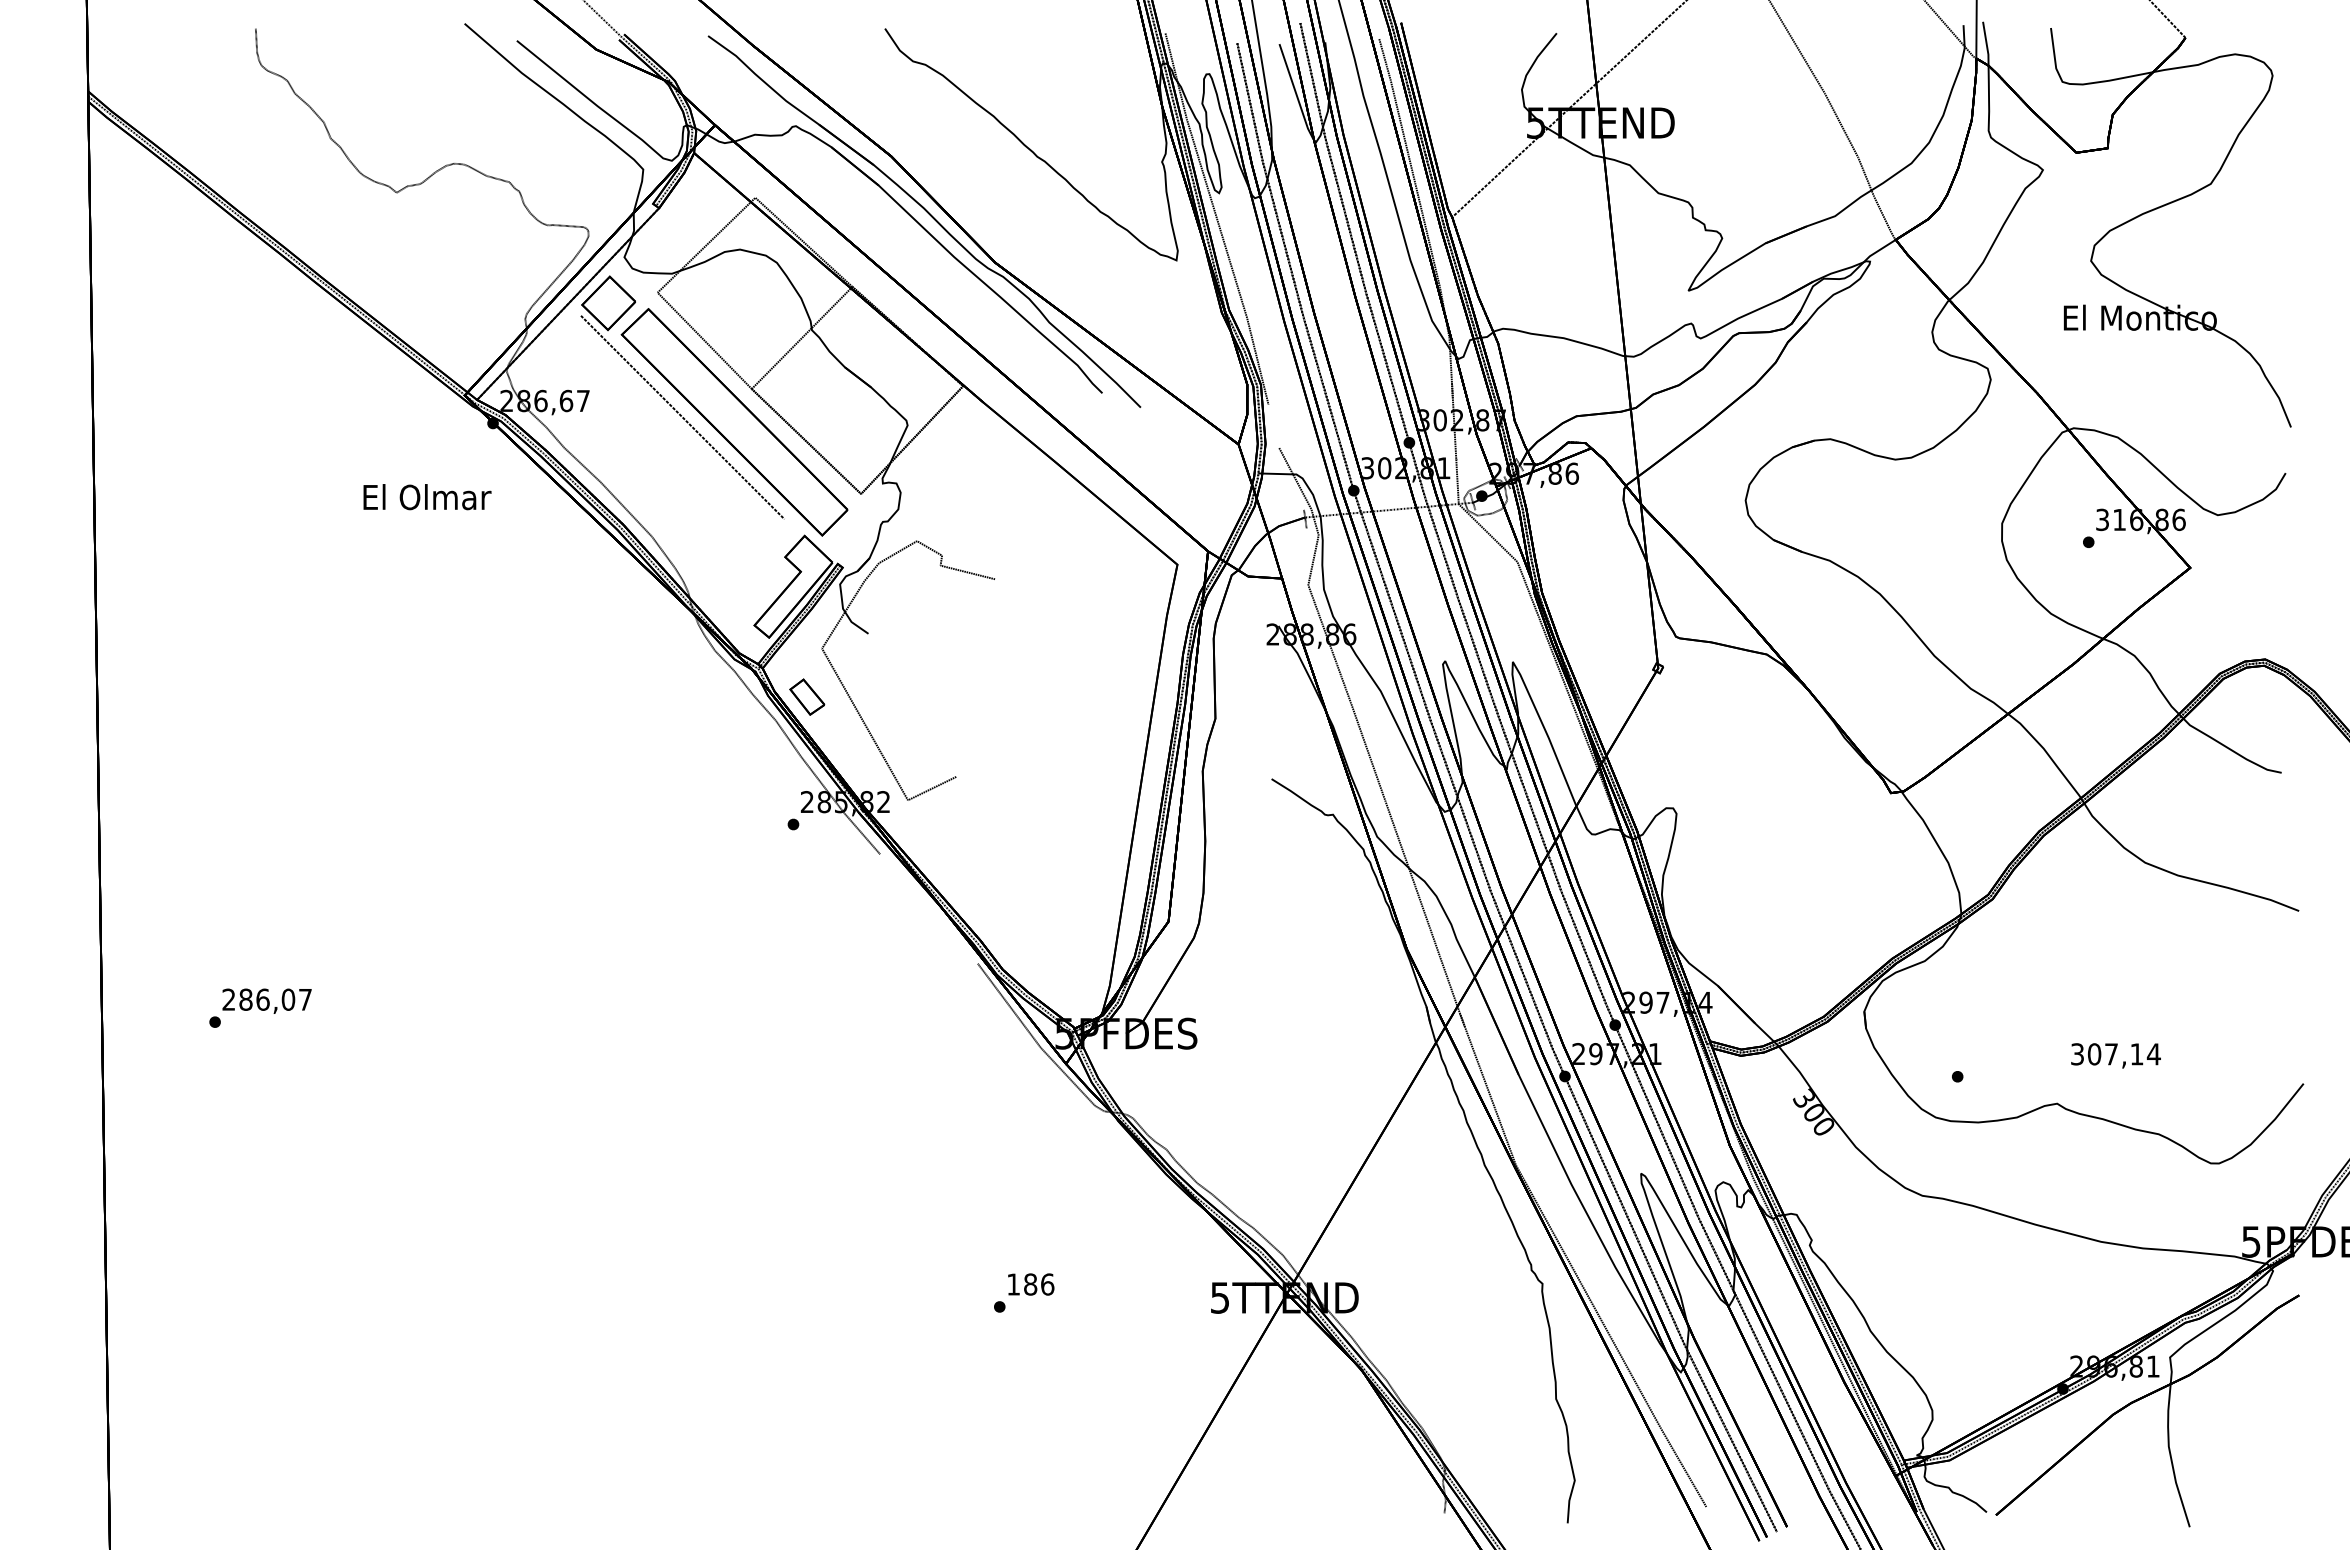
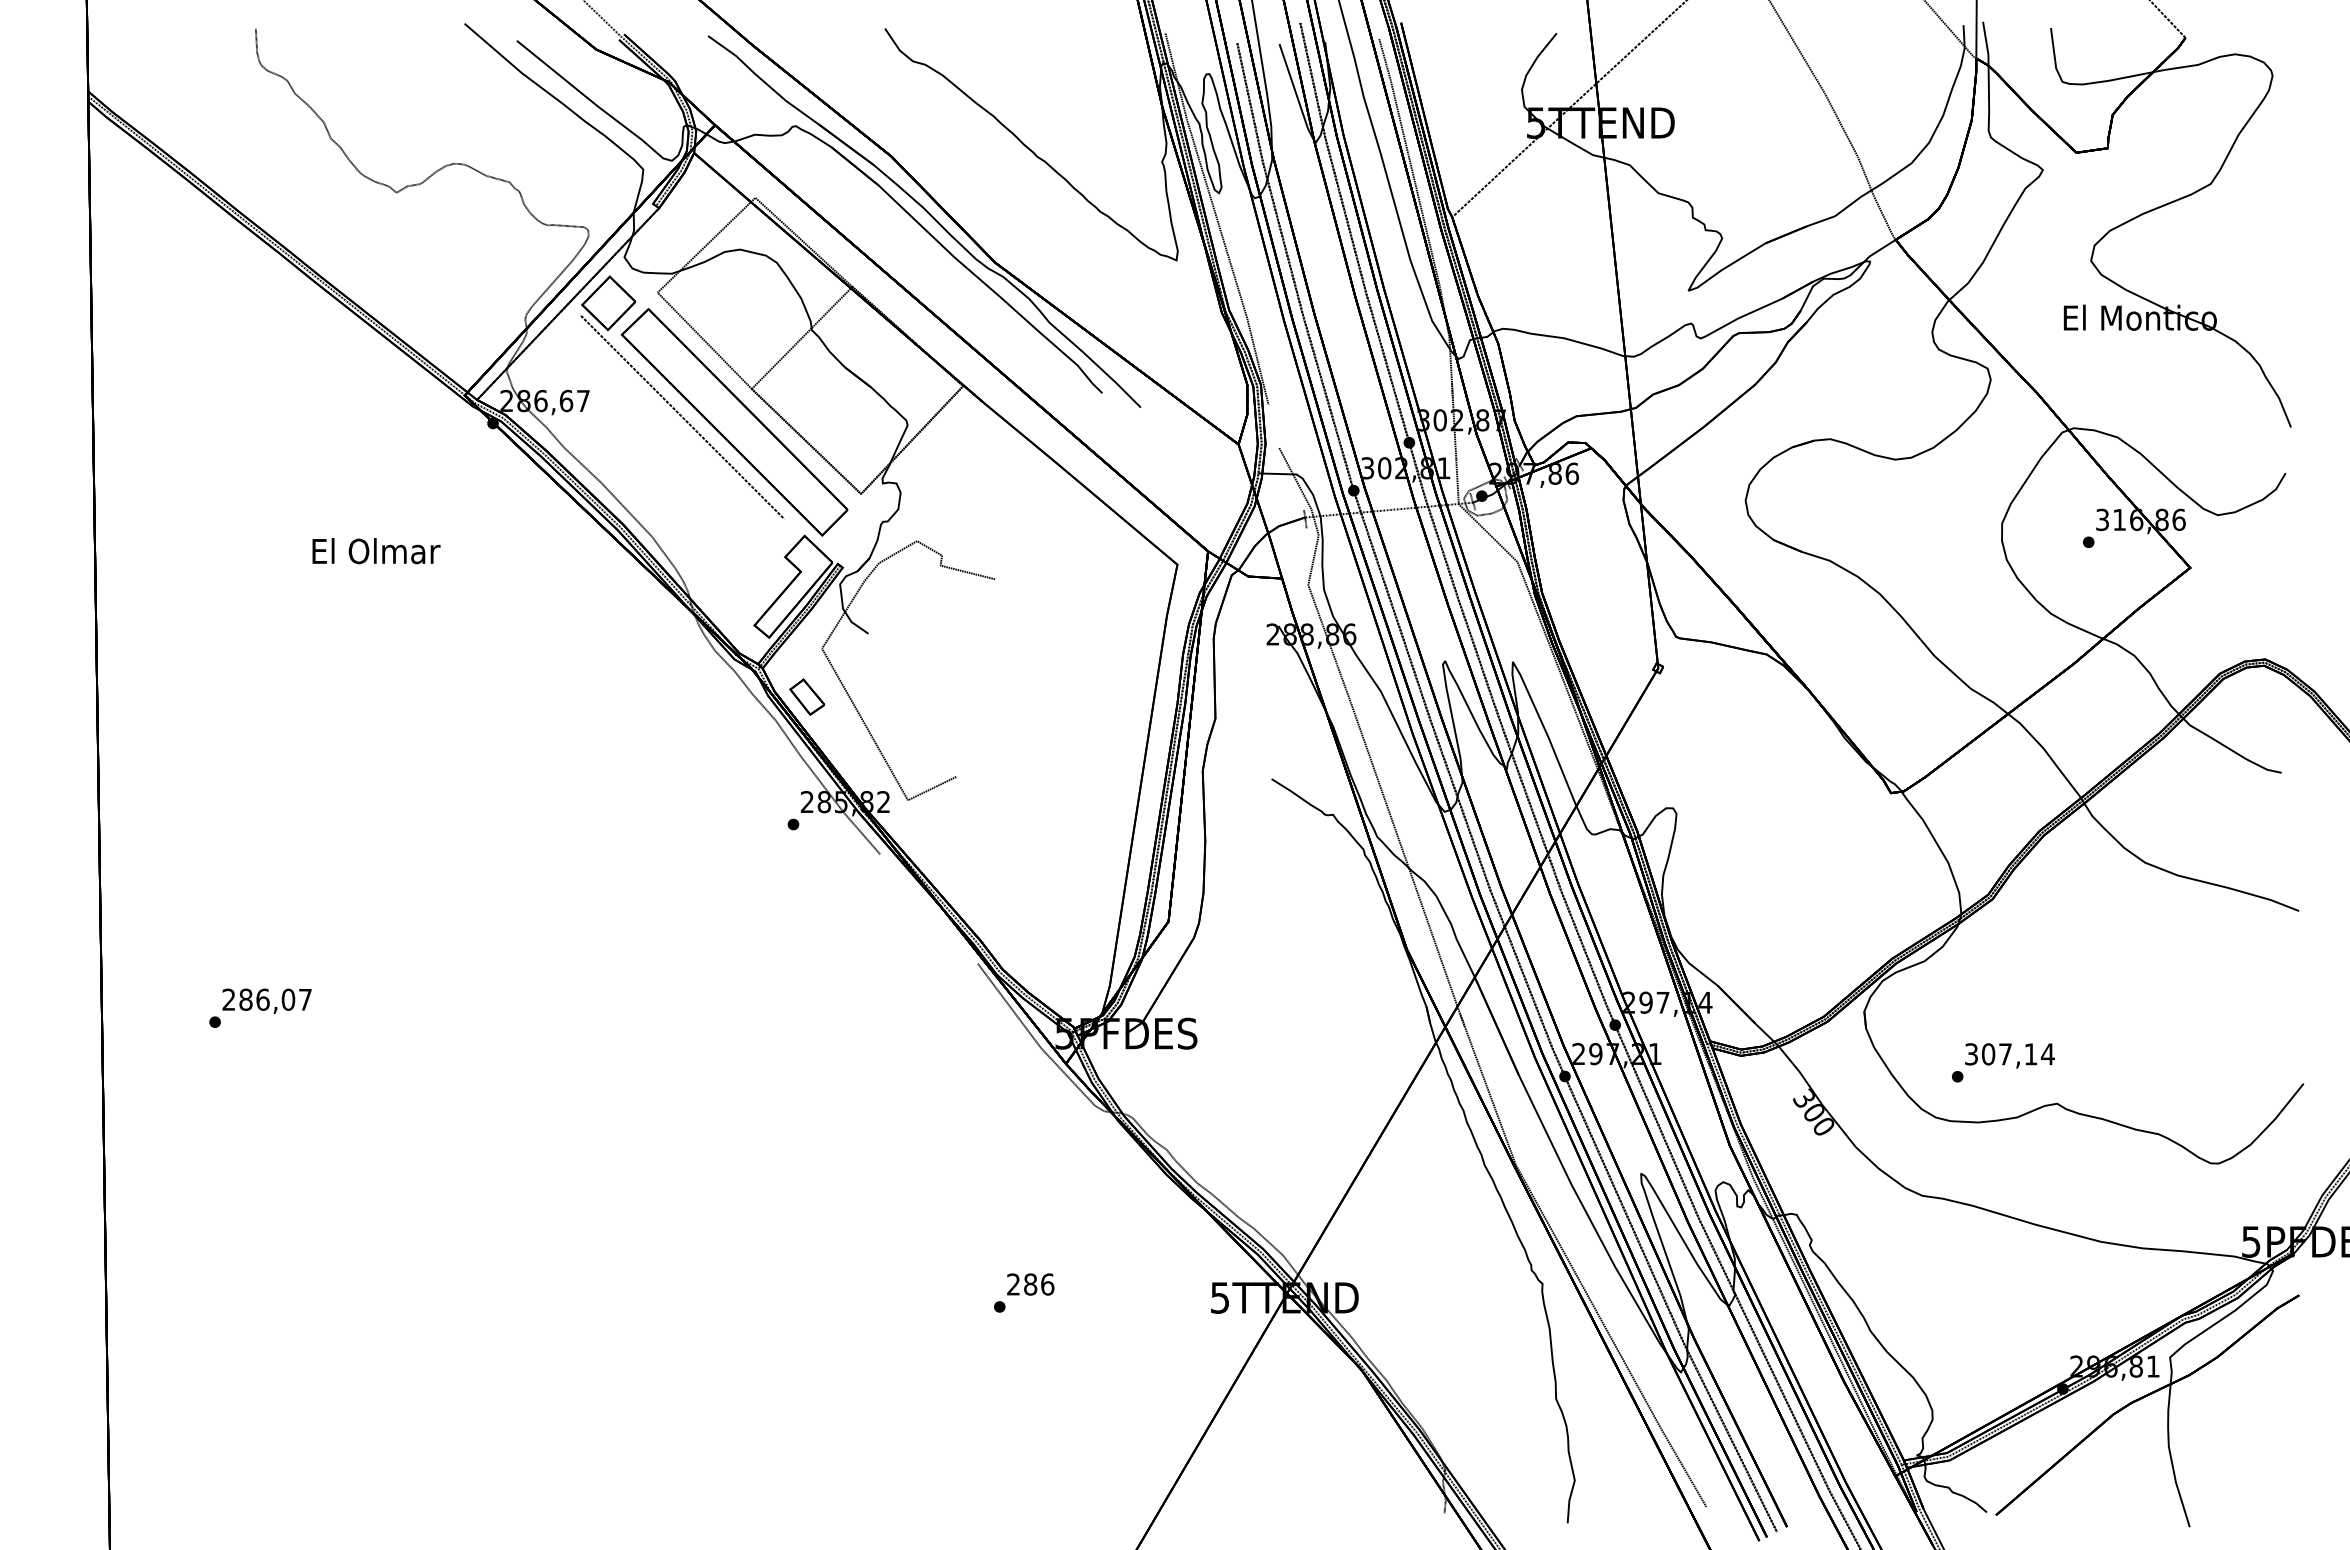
text position: (427, 497) -> (376, 551) (376, 551)
text position: (2115, 1055) -> (2009, 1055) (2009, 1055)
text: 186 -> 286 (1013, 1284)
